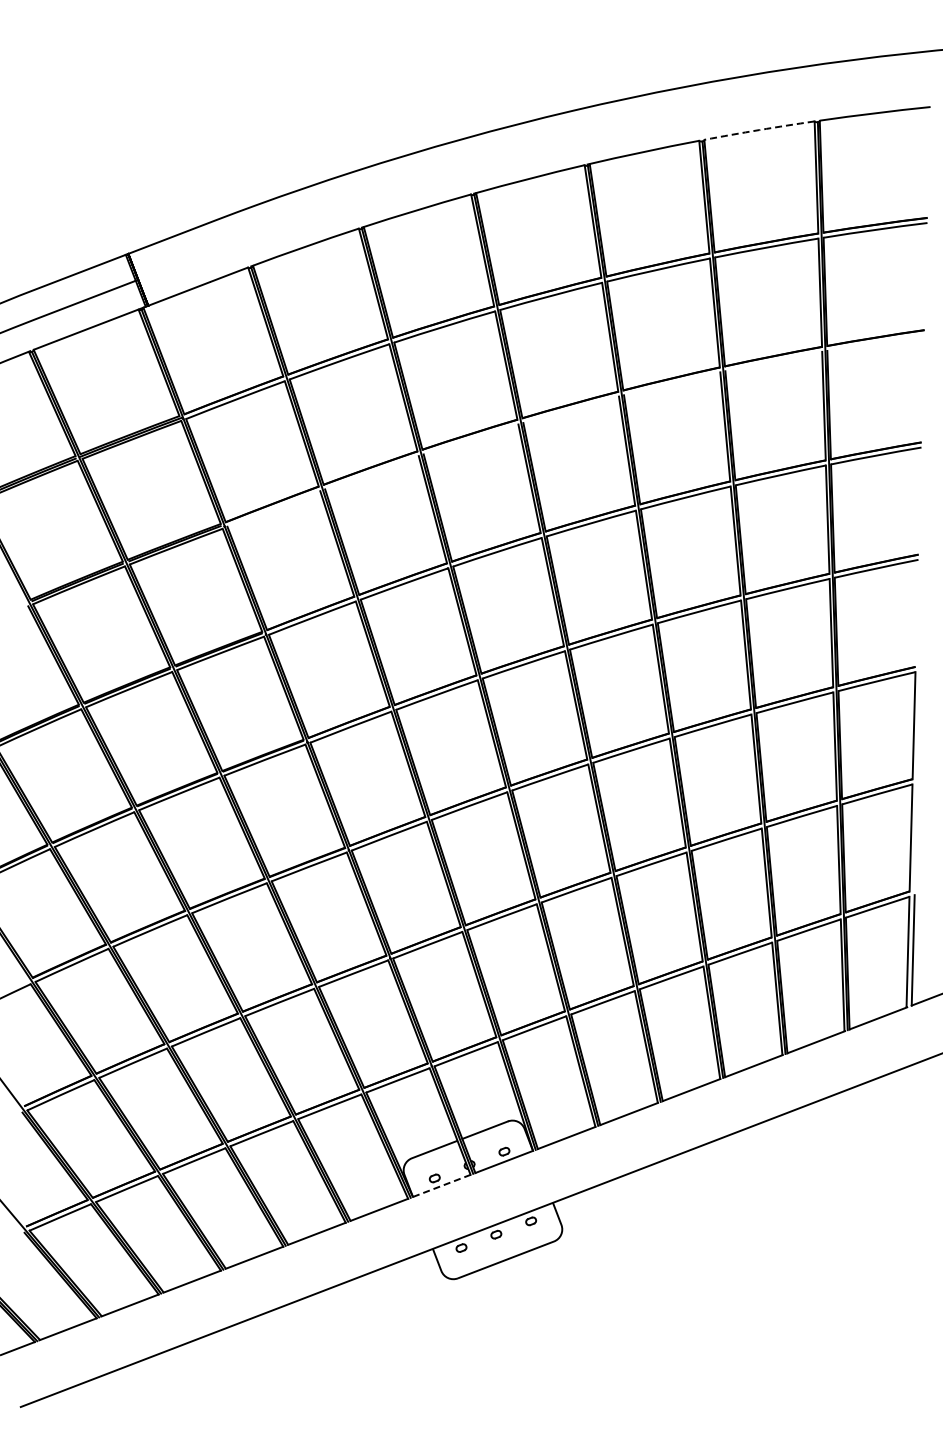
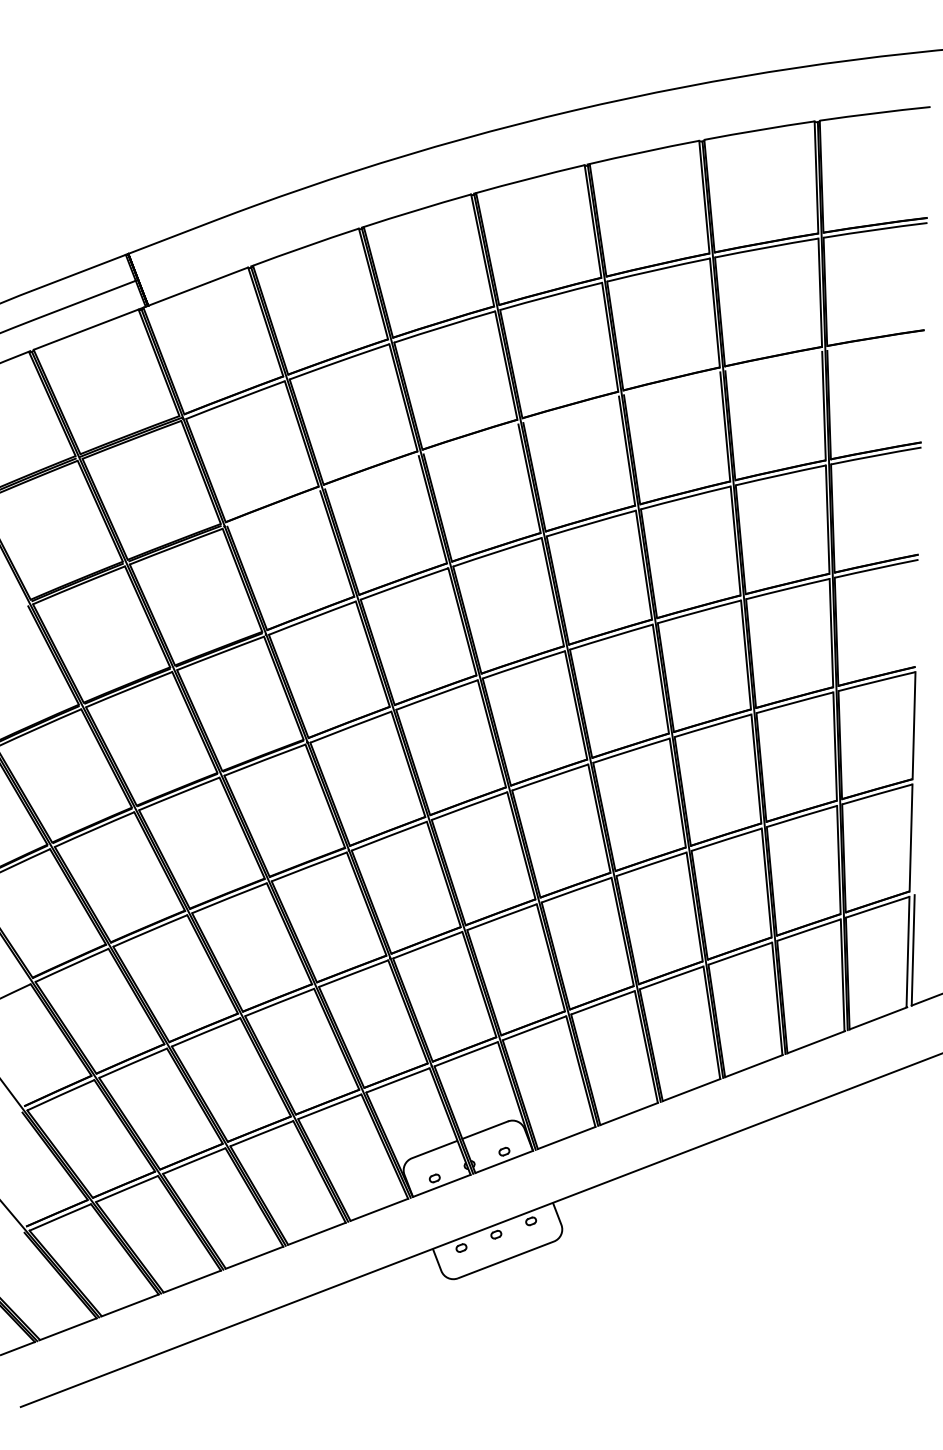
arc: dashed -> solid (759, 130)
line: dashed -> solid (441, 1185)
